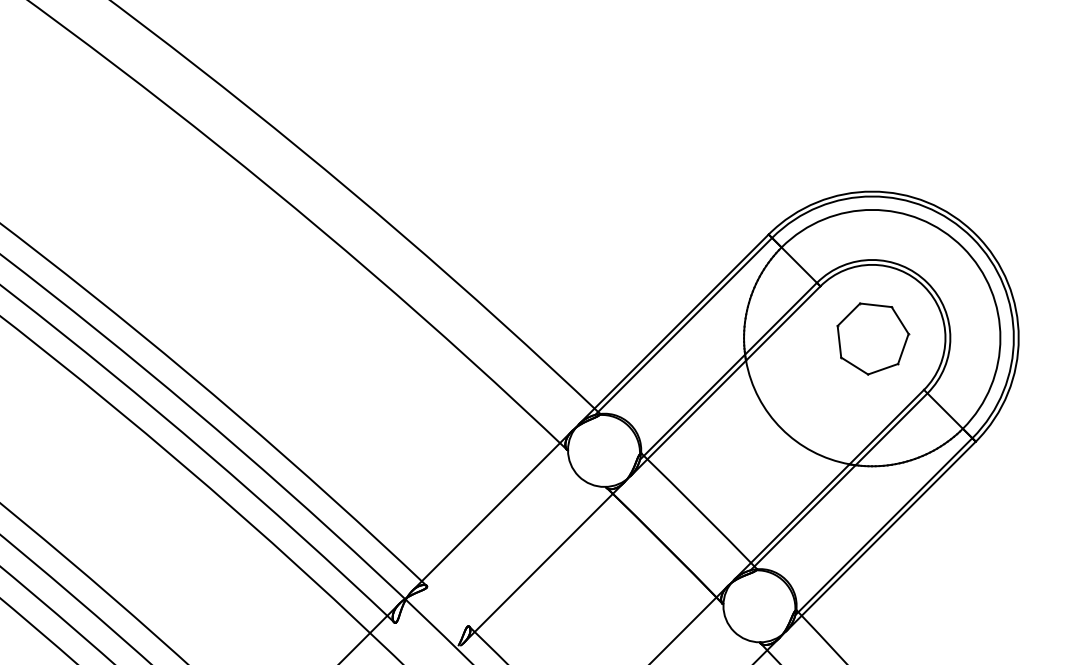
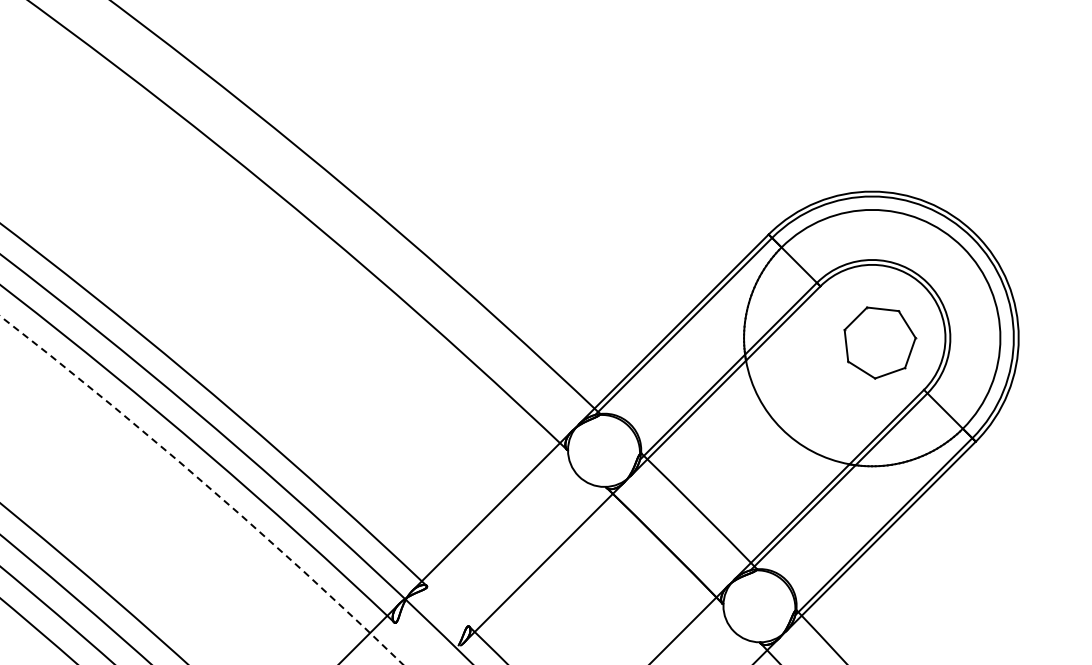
part position: (873, 338) -> (880, 342) (880, 342)
arc: solid -> dashed (206, 485)
